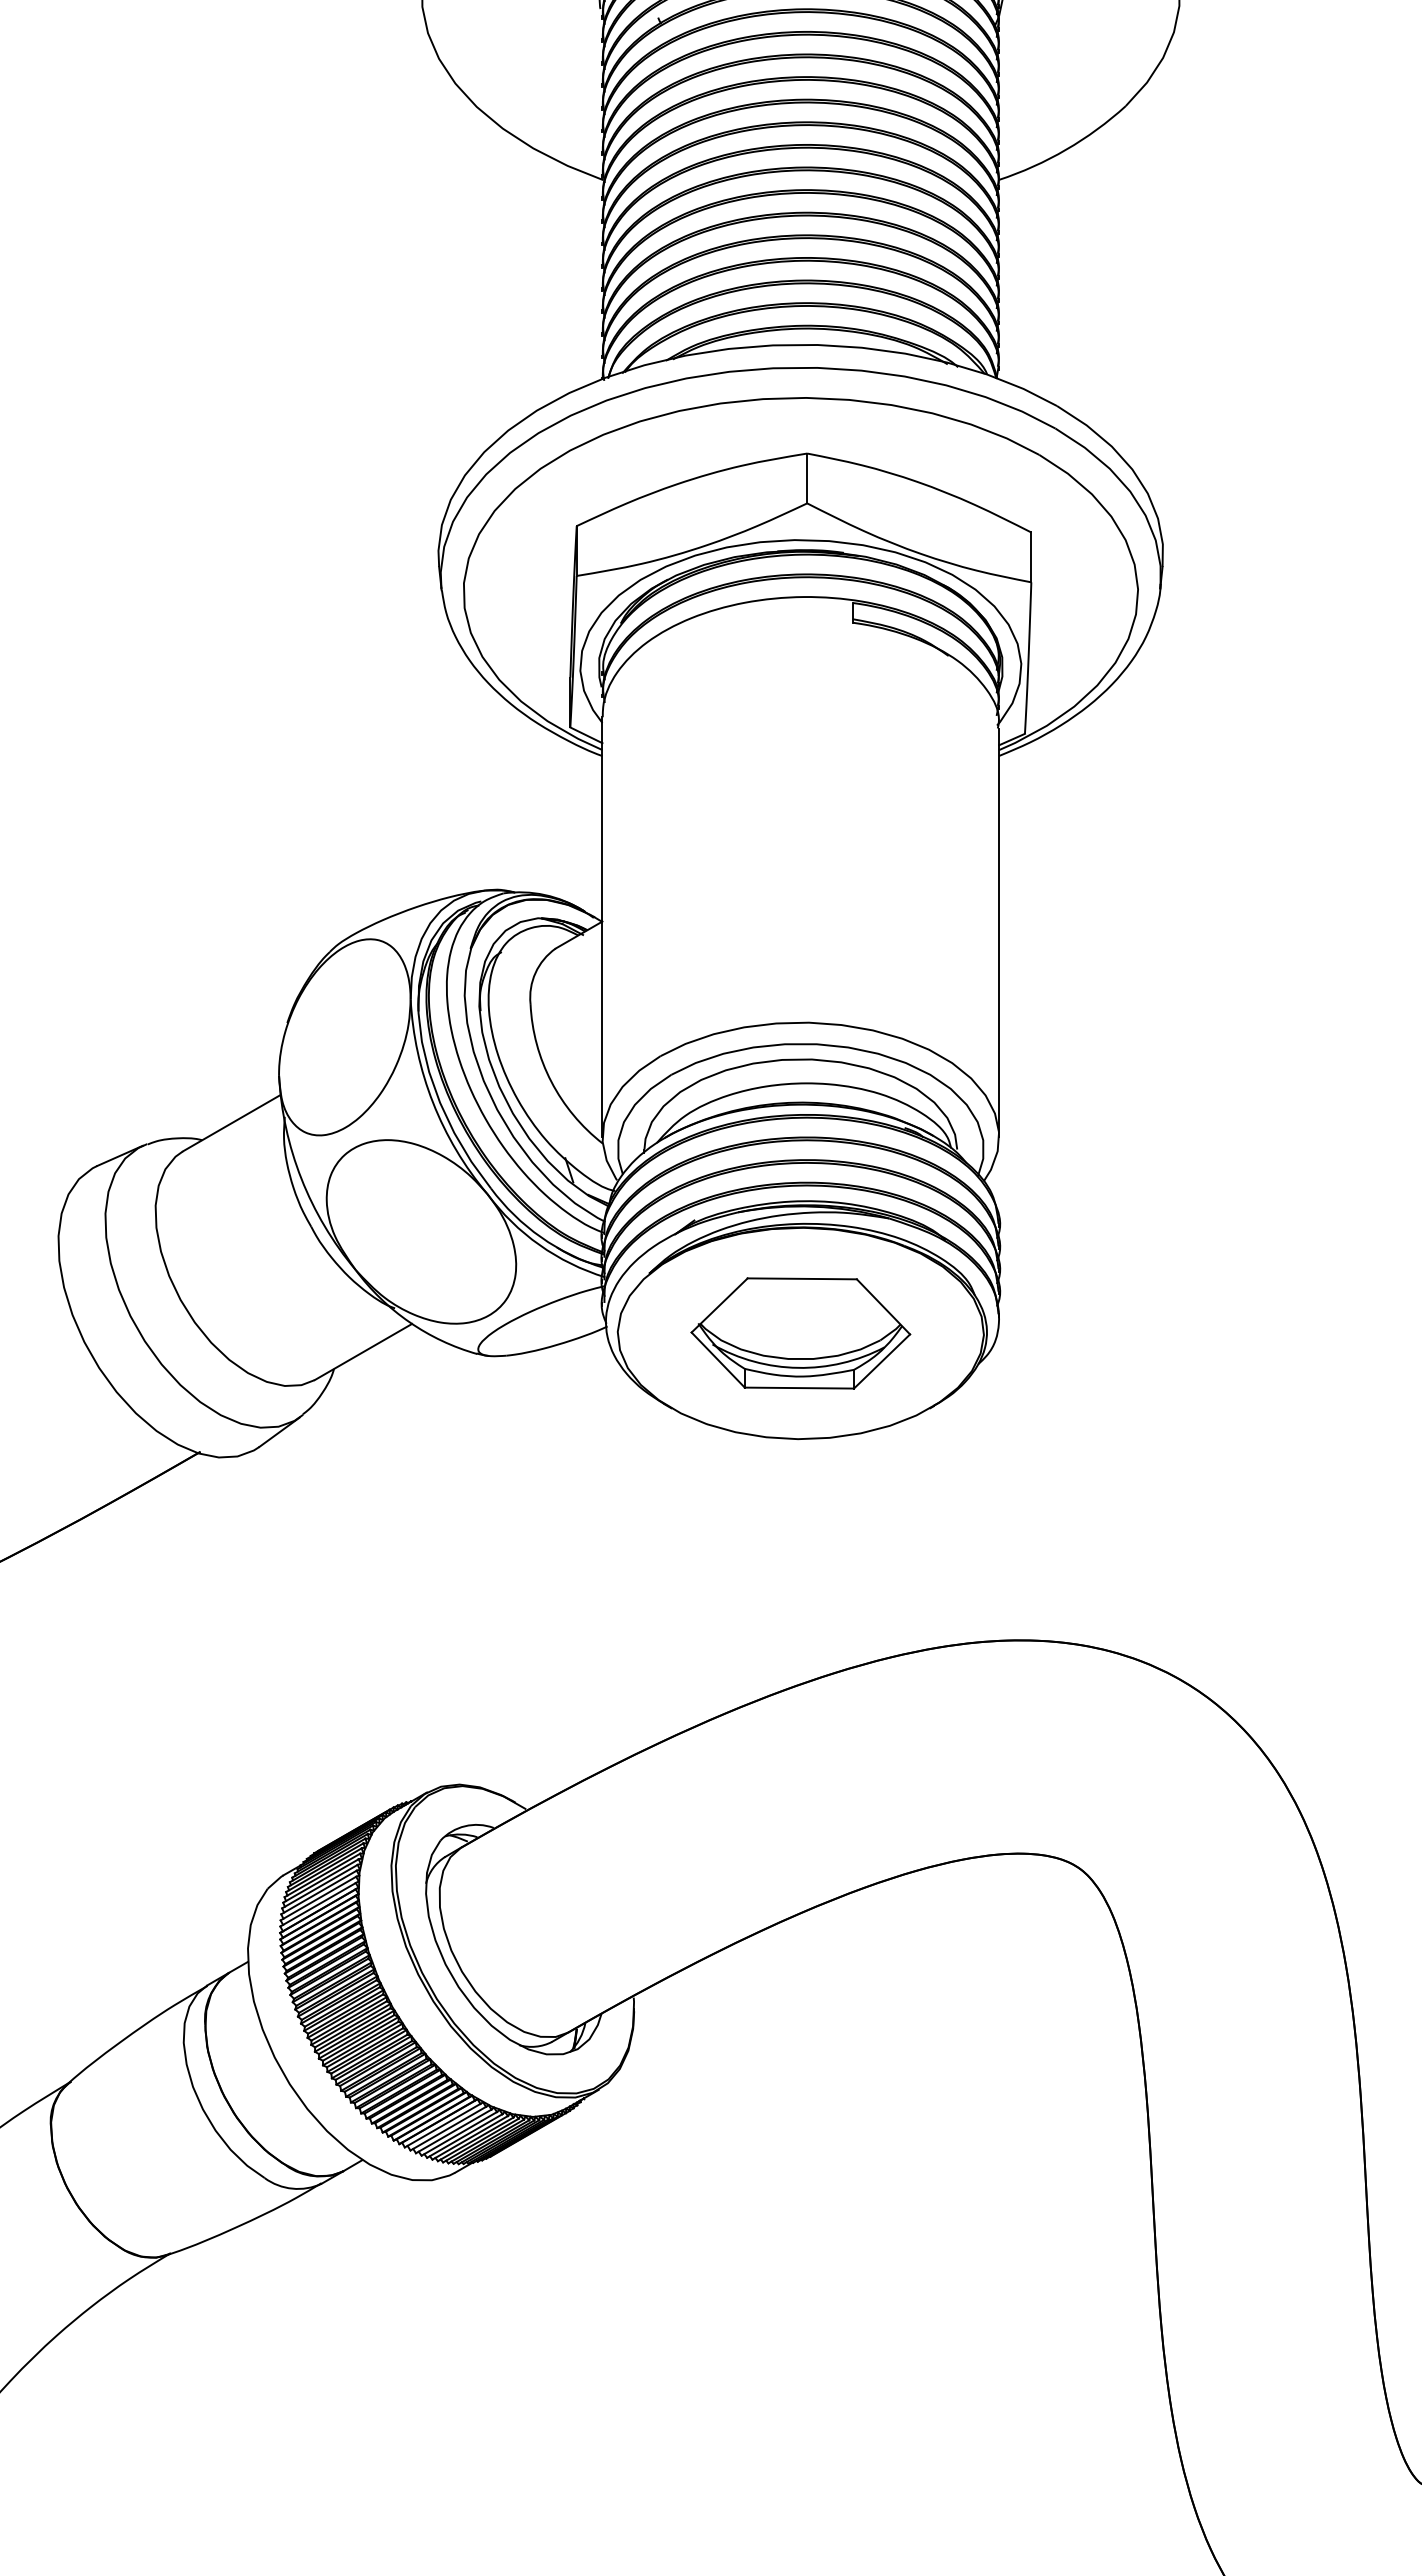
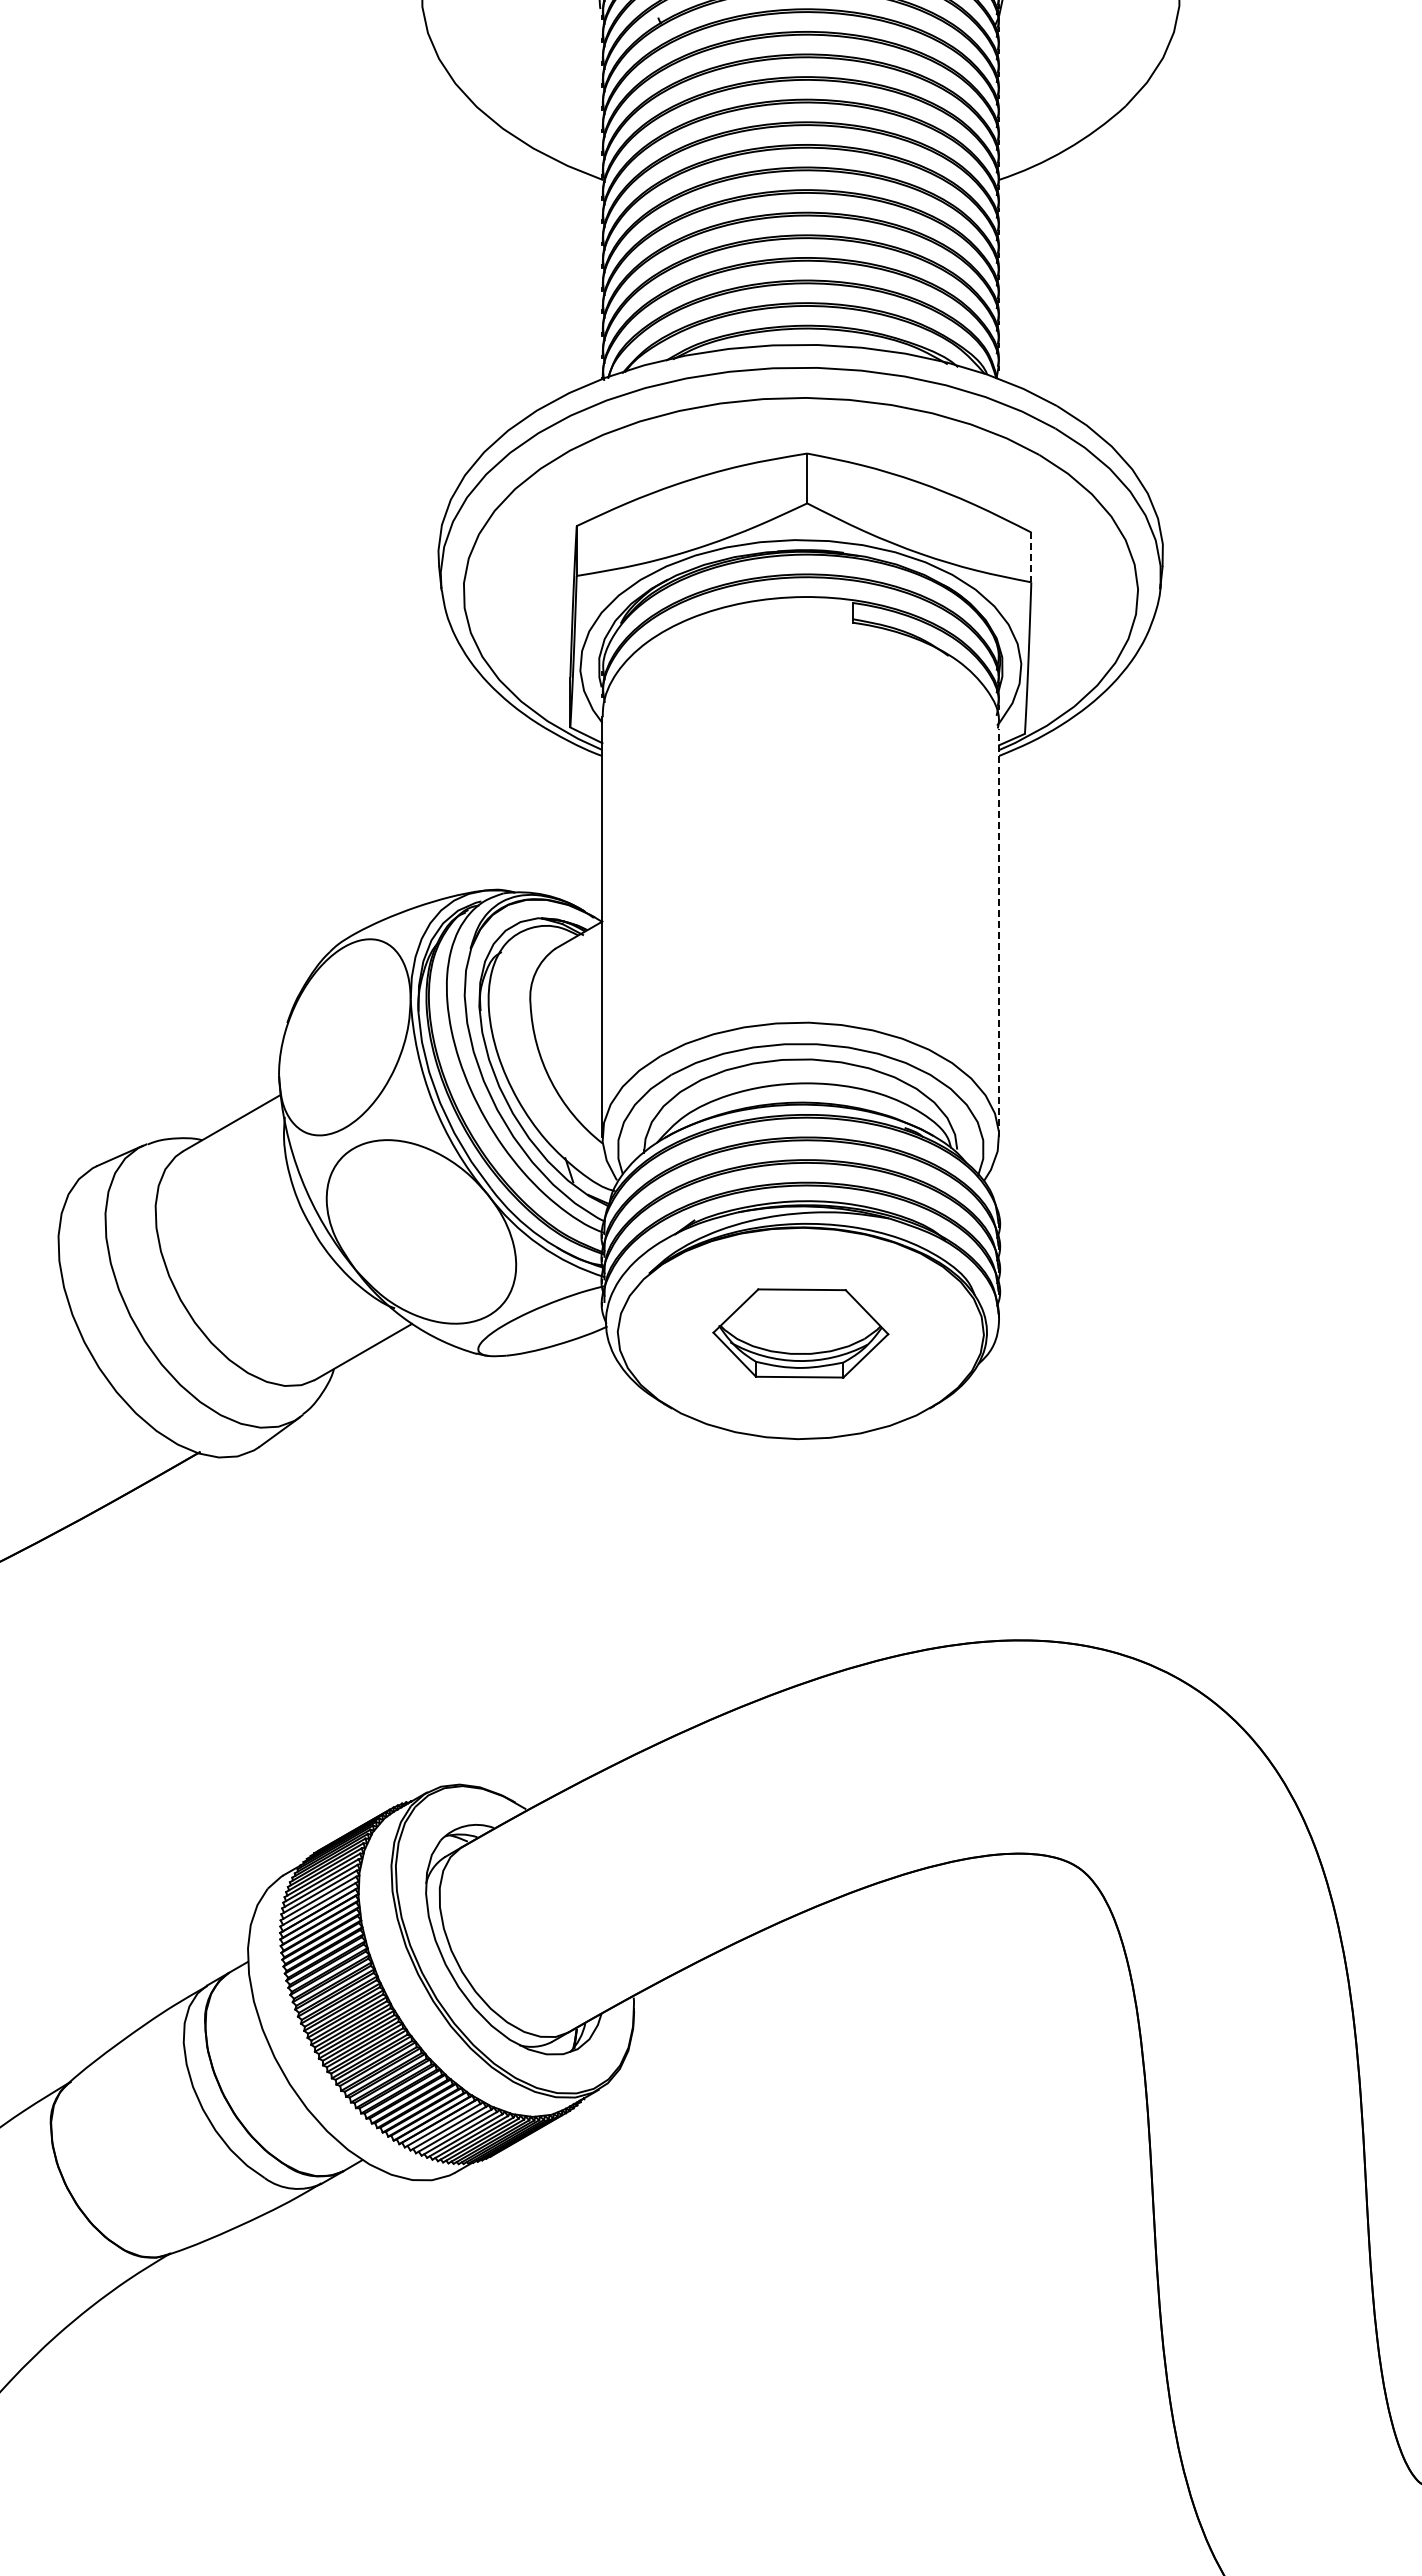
line: solid -> dashed (1031, 557)
line: solid -> dashed (999, 932)
part size: 222x113 px -> 178x91 px (800, 1333)
